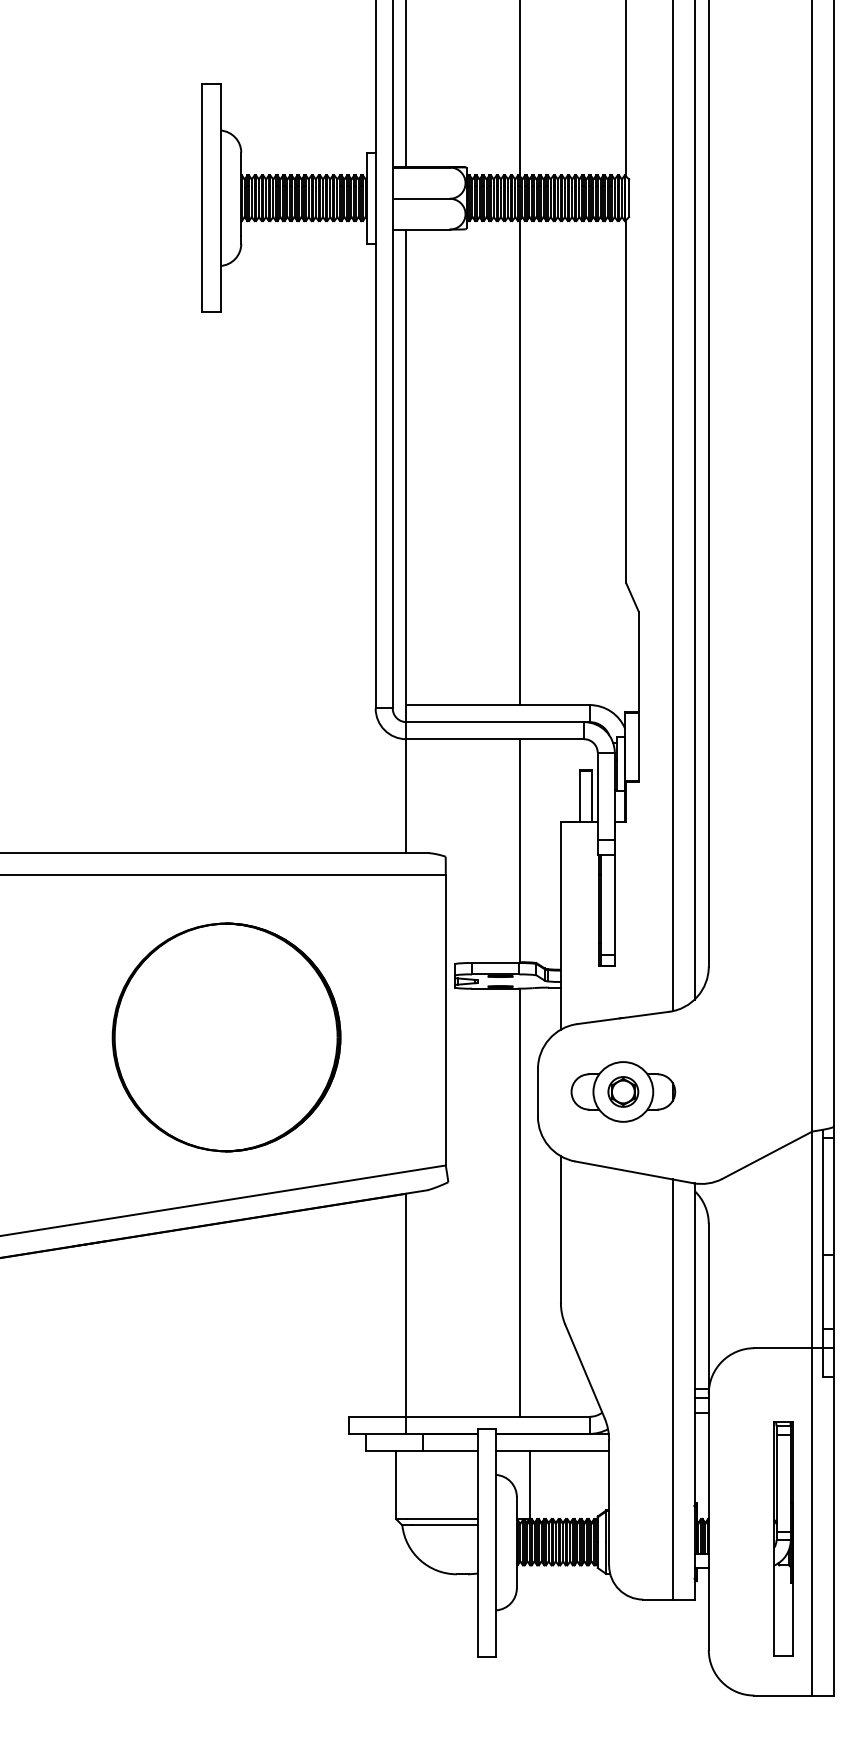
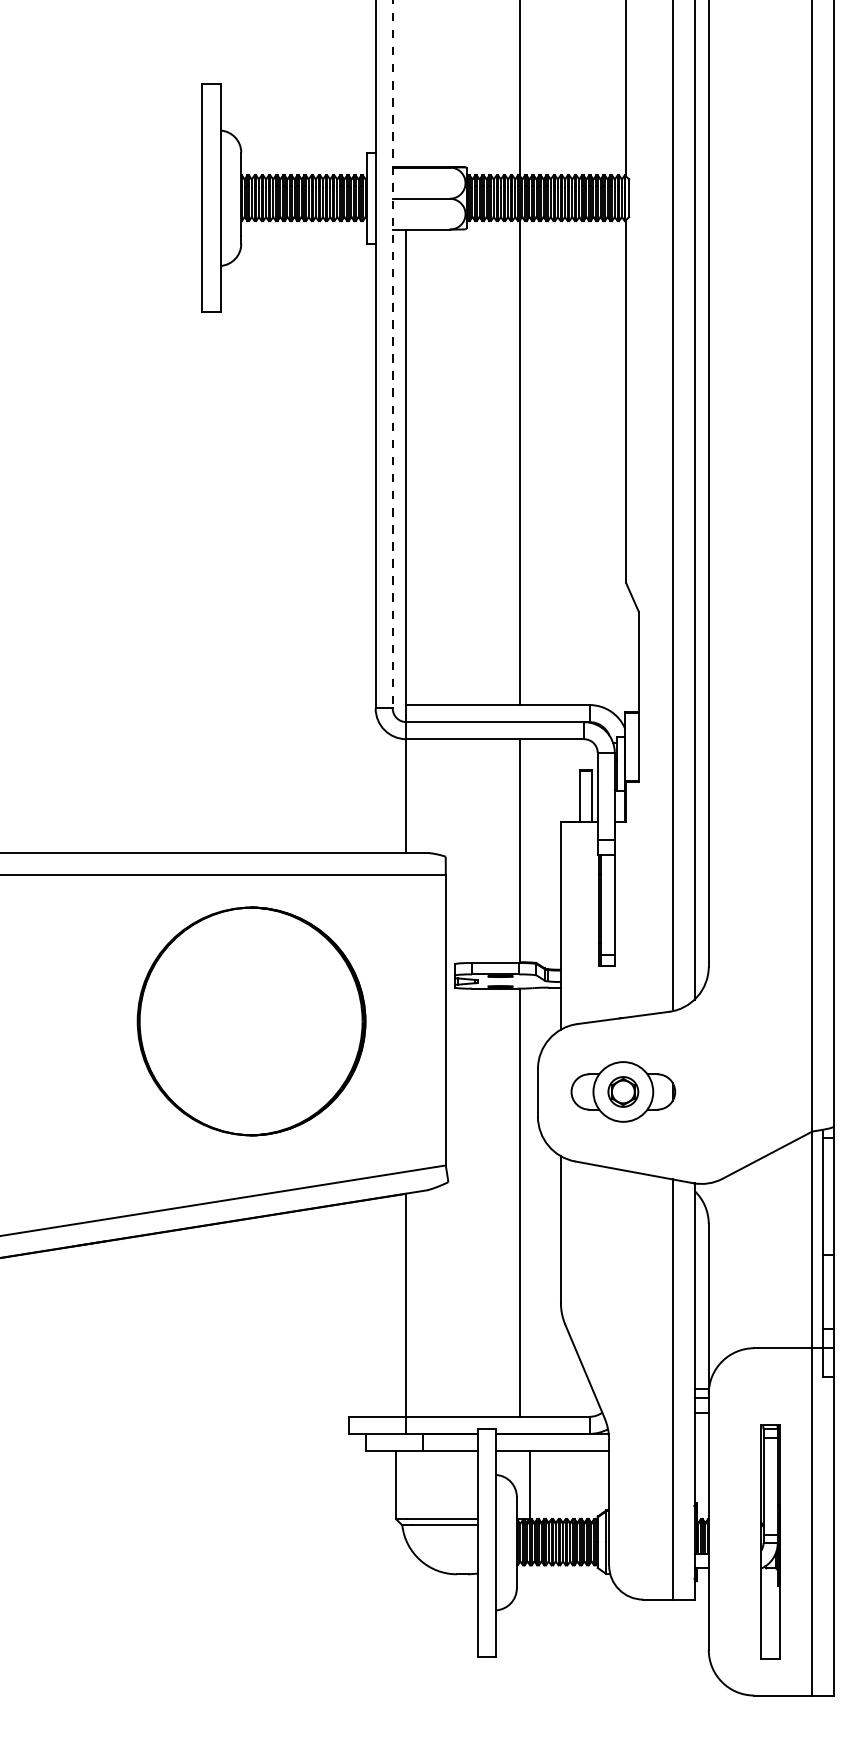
line: present -> none (405, 84)
line: solid -> dashed (392, 354)
part position: (226, 1037) -> (251, 1021) (251, 1021)
part position: (783, 1538) -> (770, 1541) (770, 1541)
